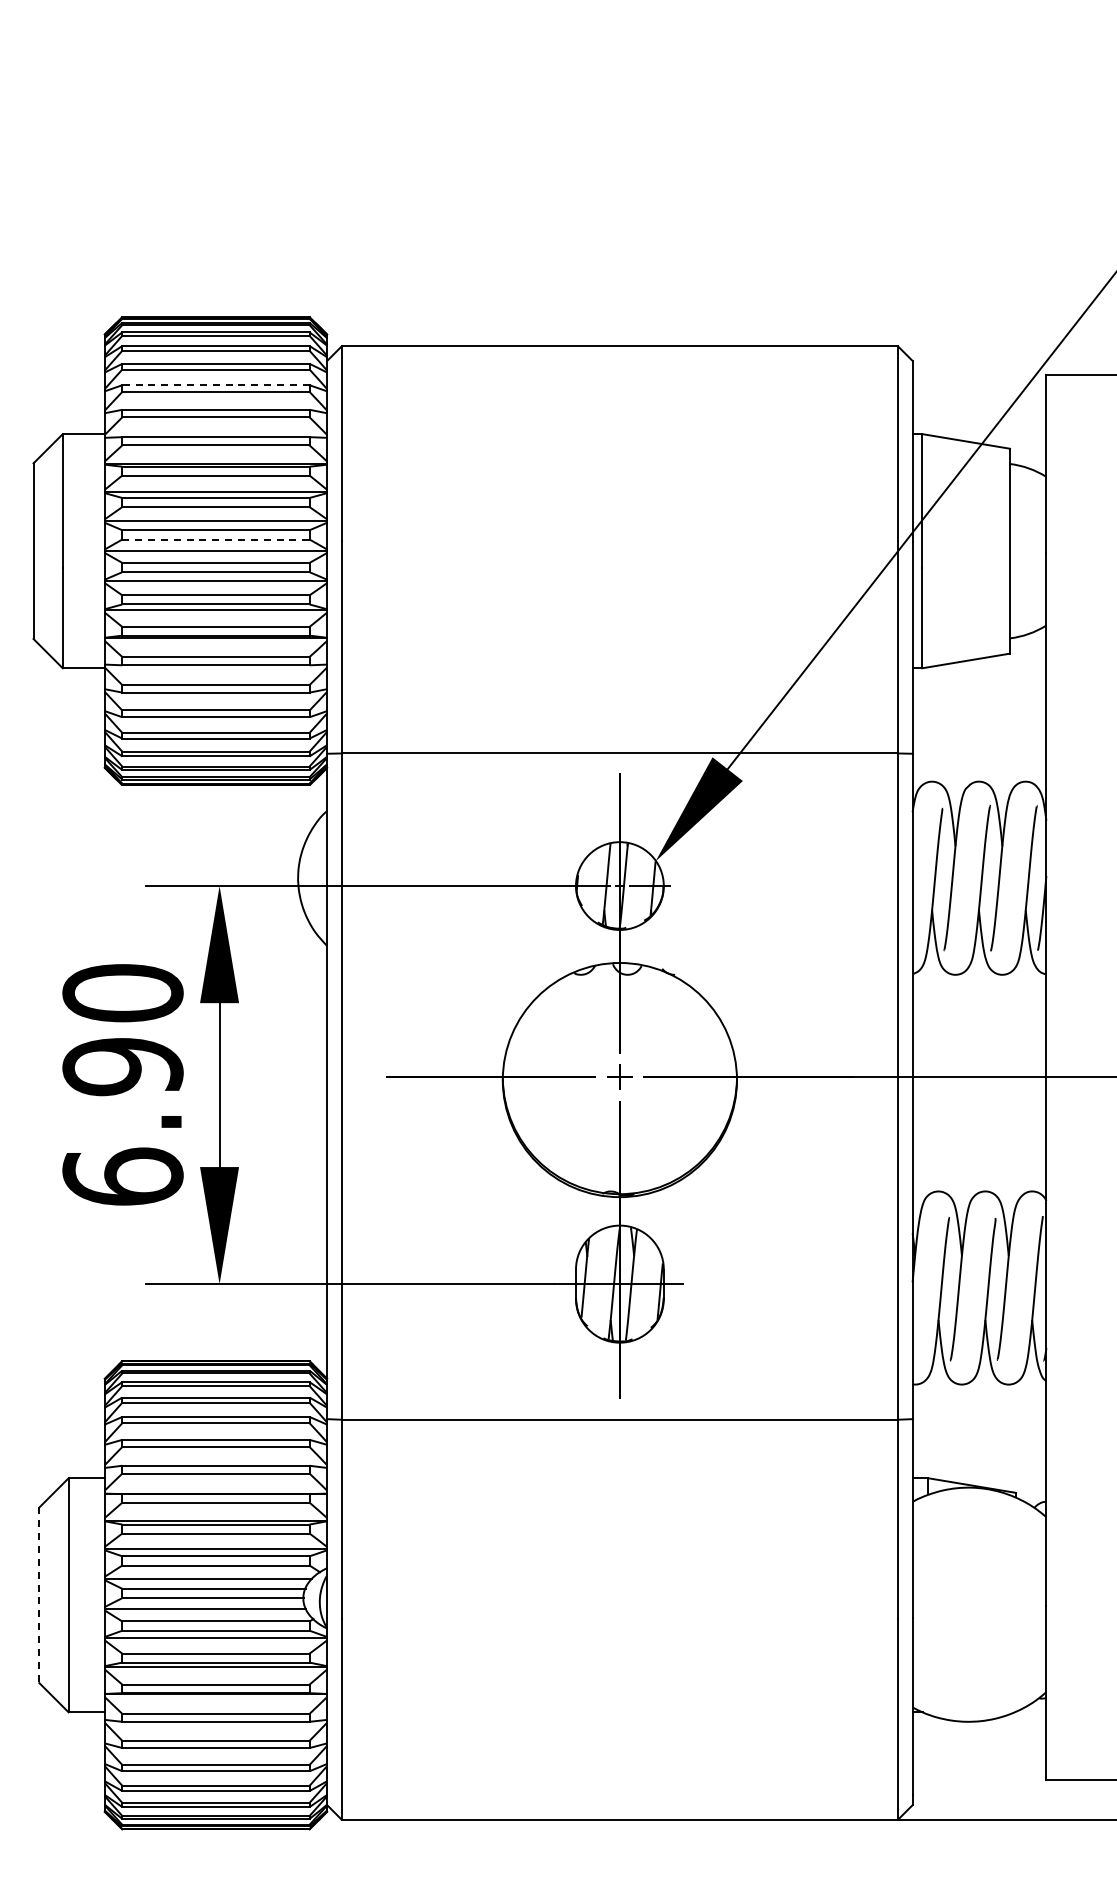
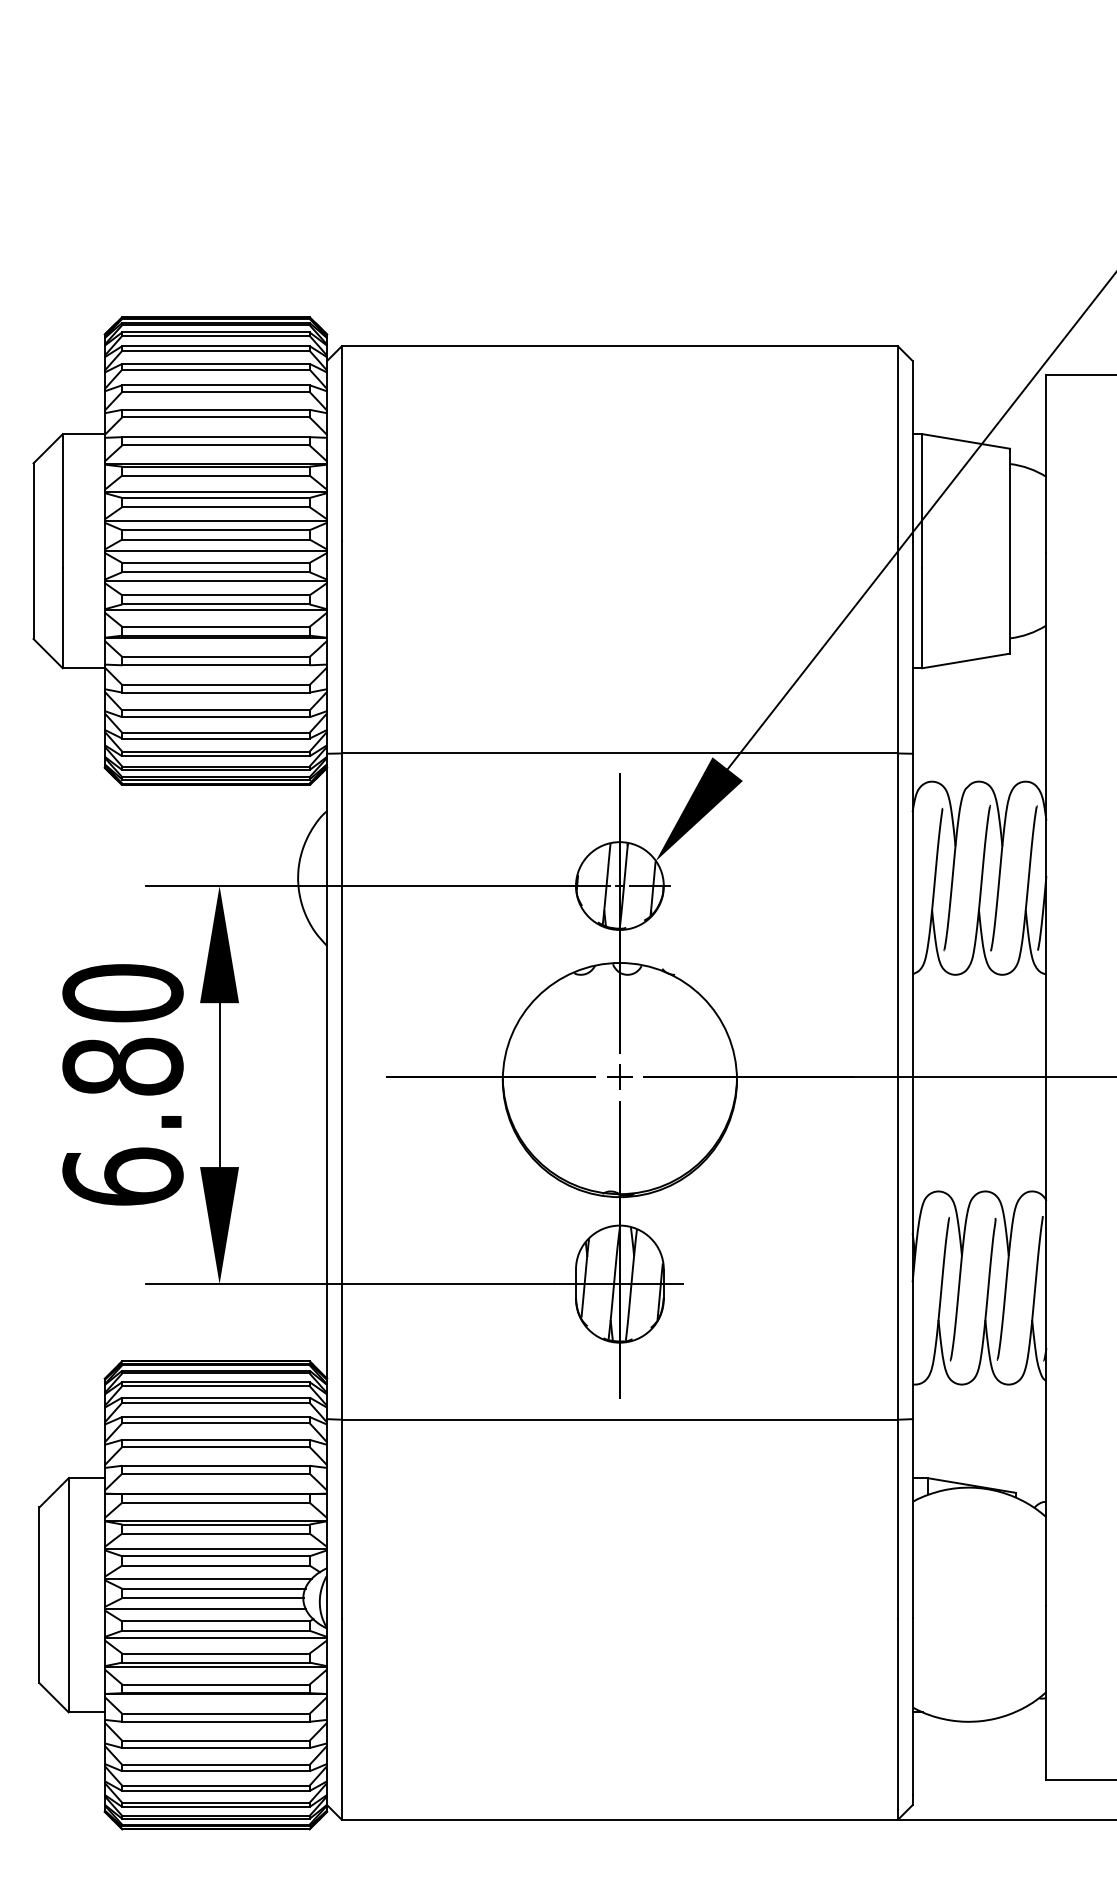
line: dashed -> solid (215, 385)
line: dashed -> solid (215, 539)
text: 6.90 -> 6.80 (122, 1066)
line: dashed -> solid (39, 1595)
